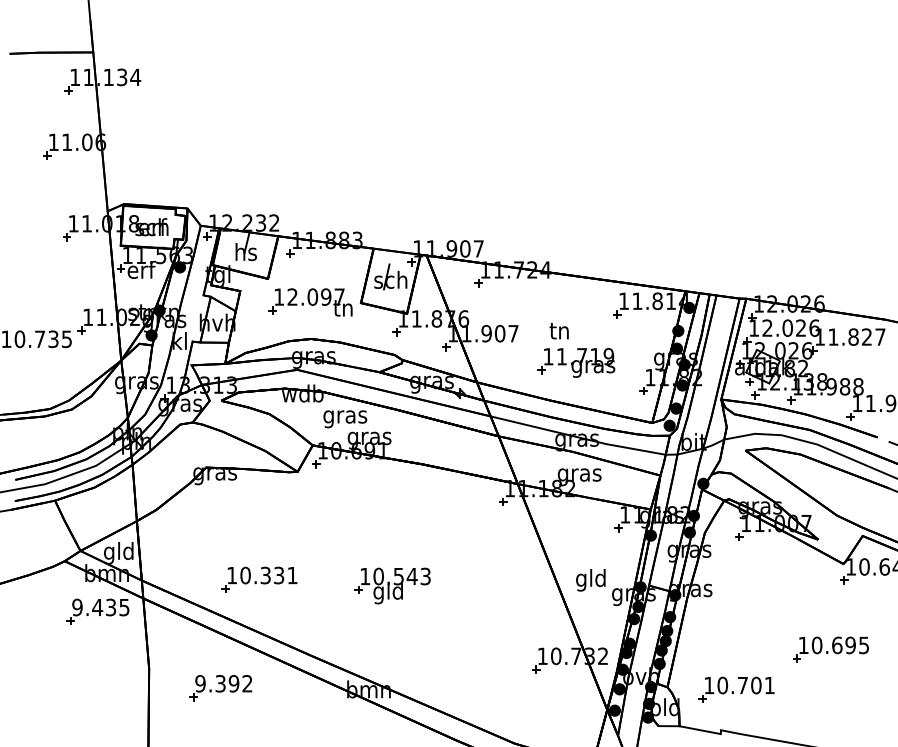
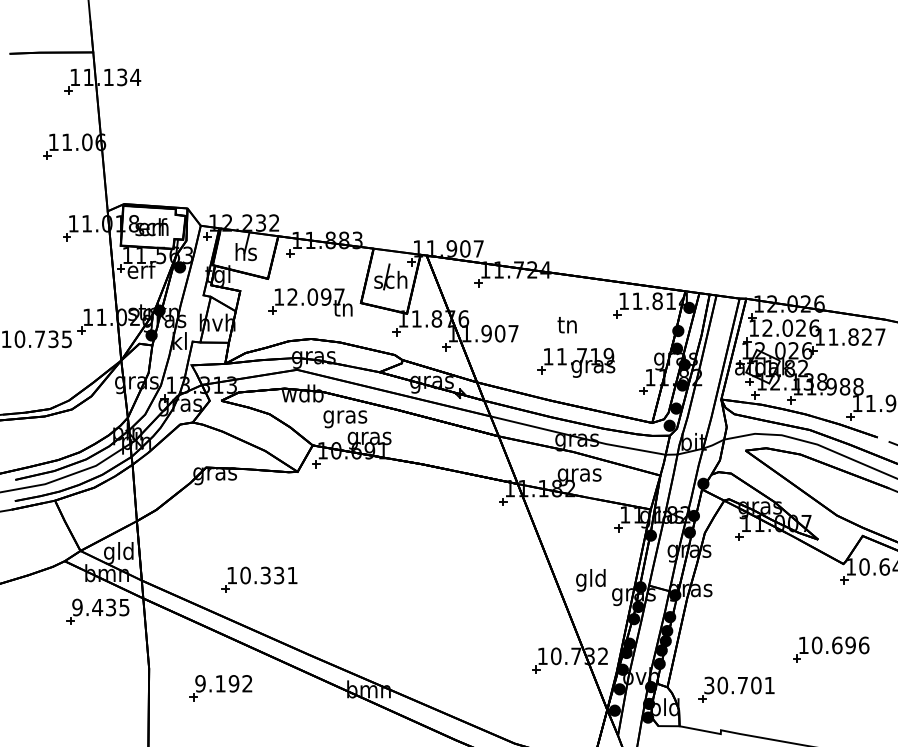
text position: (558, 331) -> (566, 325) (566, 325)
part: present -> none (392, 585)
text: 10.695 -> 10.696 (864, 645)
text: 9.392 -> 9.192 (220, 683)
text: 10.701 -> 30.701 (709, 685)
